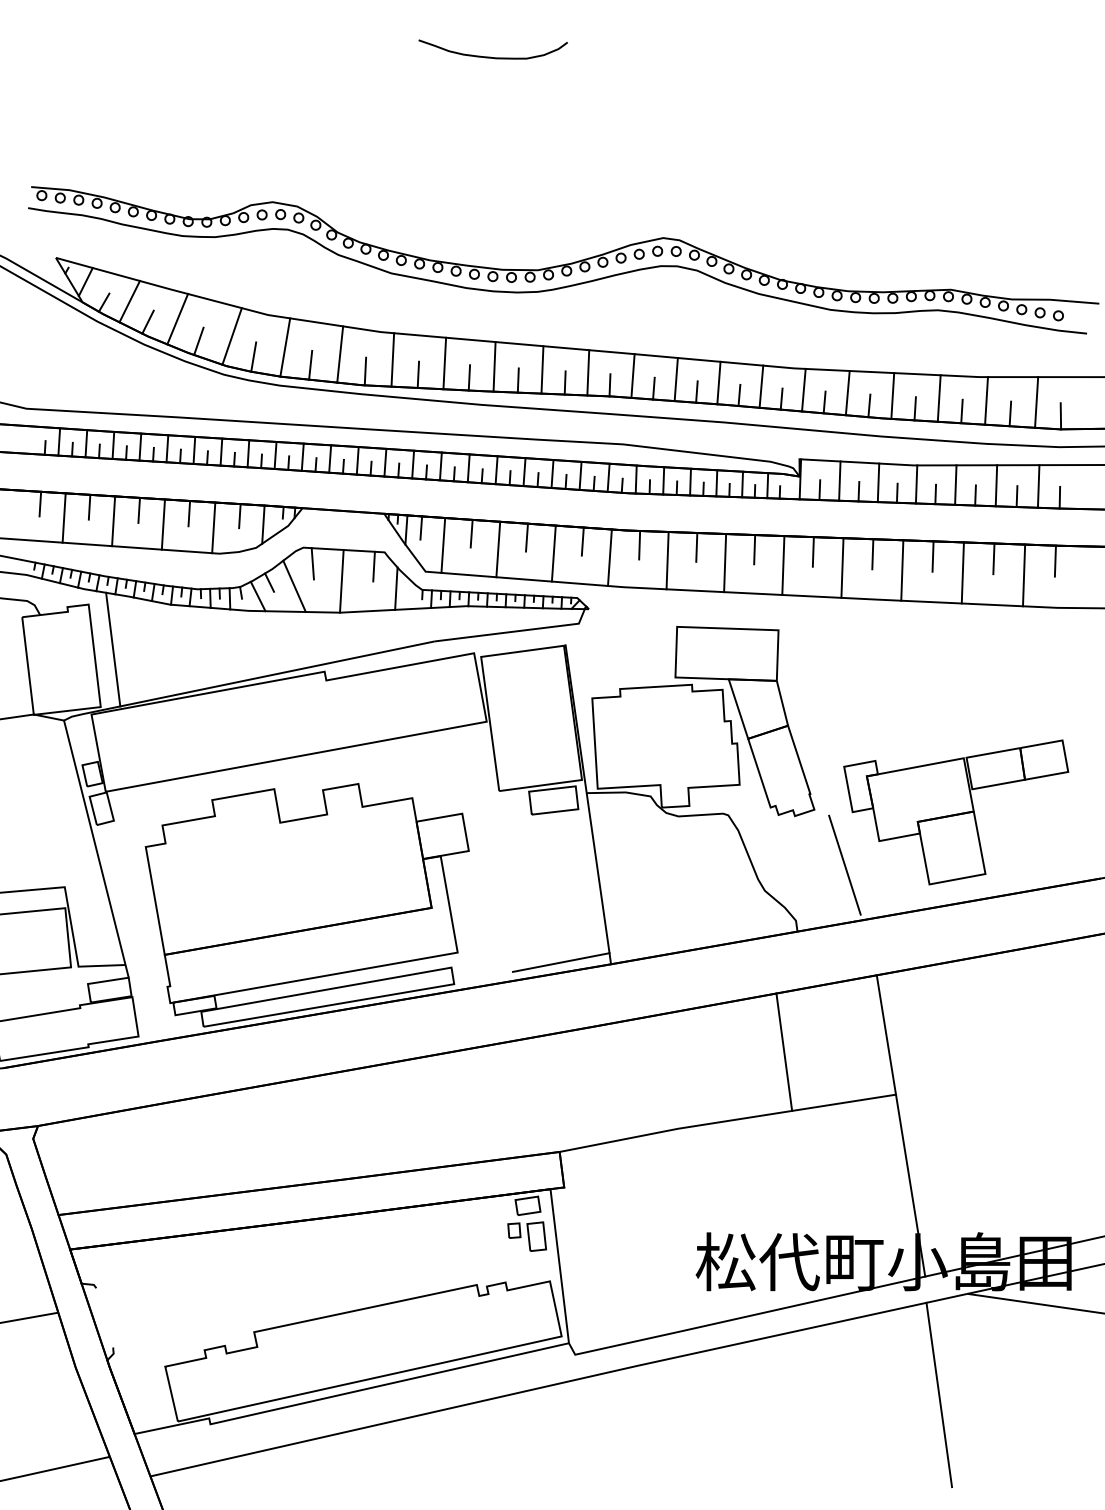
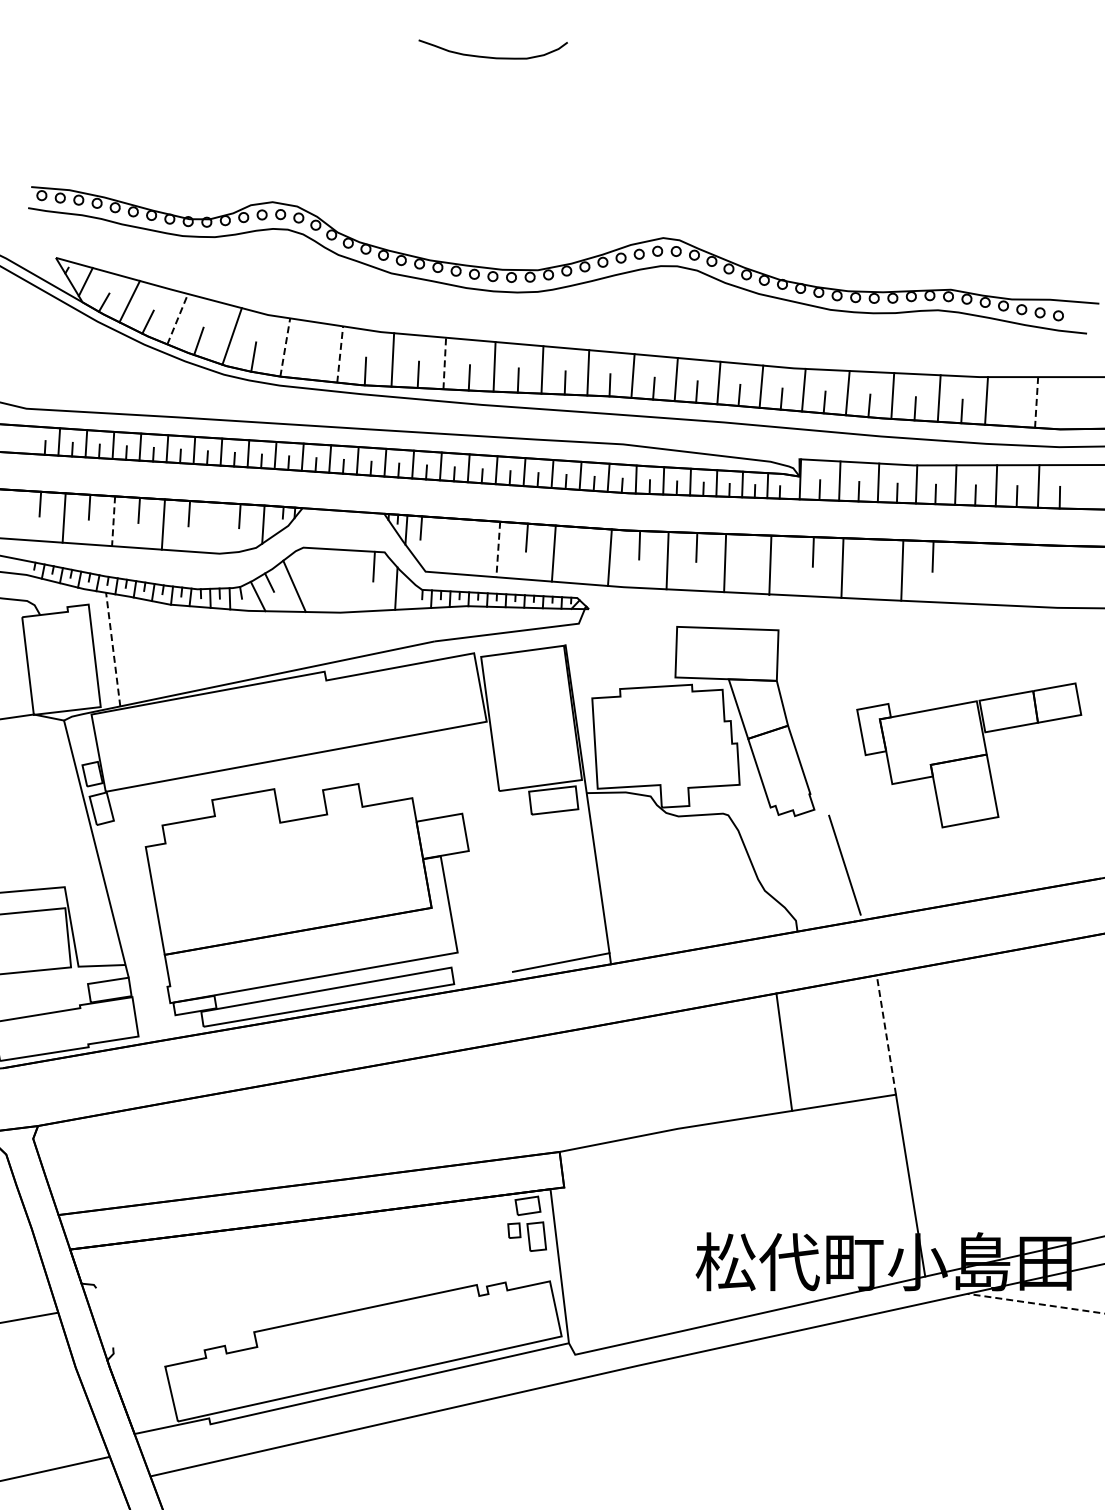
line: solid -> dashed (177, 318)
line: solid -> dashed (285, 347)
line: solid -> dashed (340, 354)
line: solid -> dashed (444, 363)
line: present -> none (310, 364)
line: solid -> dashed (1036, 401)
line: present -> none (1010, 413)
line: present -> none (1060, 416)
line: solid -> dashed (113, 521)
line: present -> none (213, 527)
line: present -> none (471, 533)
line: present -> none (582, 541)
line: present -> none (443, 545)
line: solid -> dashed (498, 549)
line: present -> none (754, 549)
line: present -> none (872, 554)
line: present -> none (993, 558)
line: present -> none (1054, 560)
line: present -> none (312, 563)
line position: (783, 565) -> (770, 565) (770, 565)
line: present -> none (962, 572)
line: present -> none (1023, 575)
line: present -> none (341, 581)
line: solid -> dashed (113, 649)
part position: (956, 812) -> (969, 755) (969, 755)
line: solid -> dashed (886, 1034)
line: solid -> dashed (1035, 1303)
line: present -> none (939, 1394)
